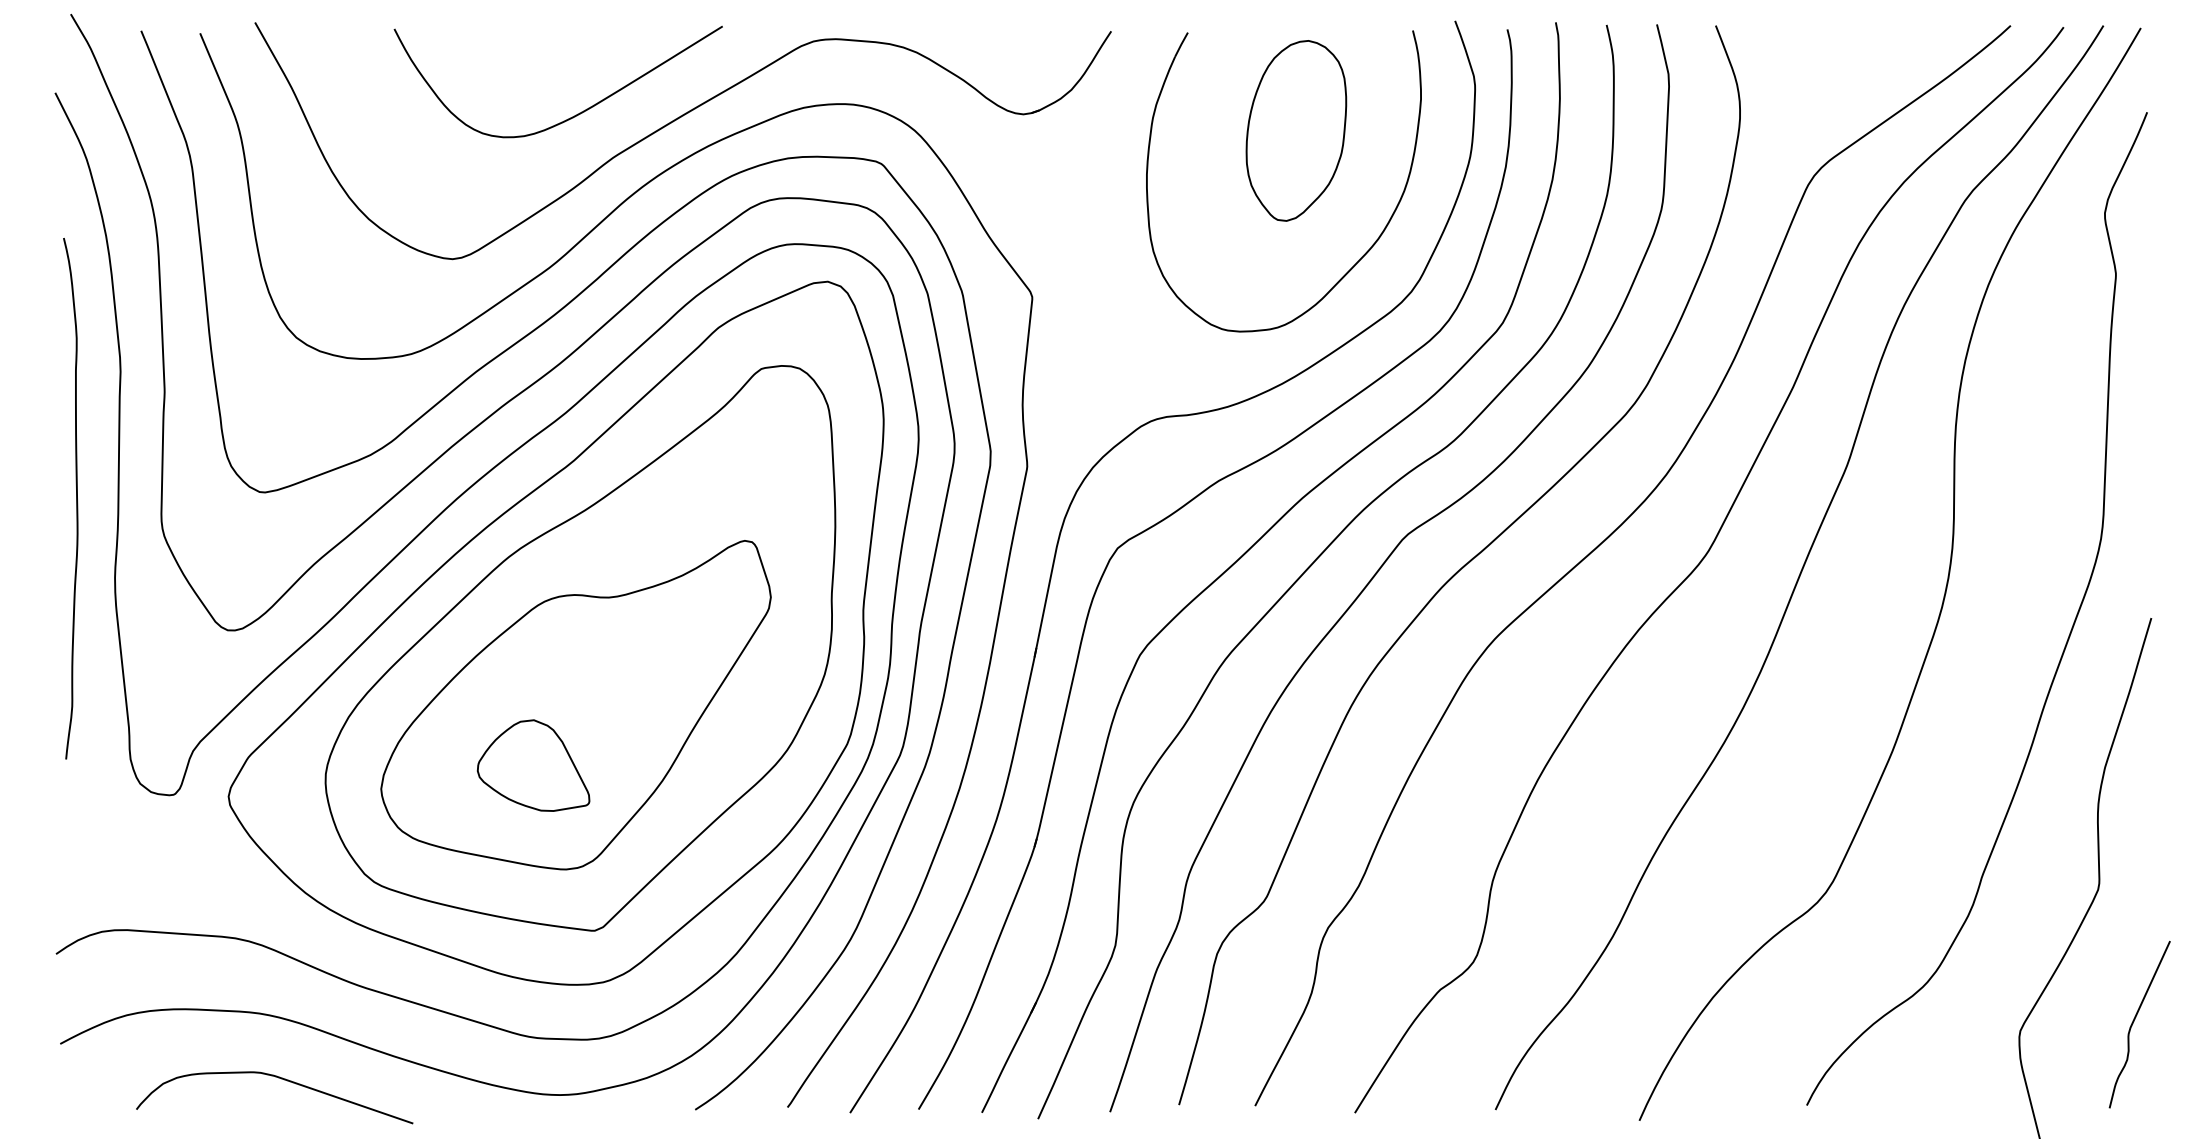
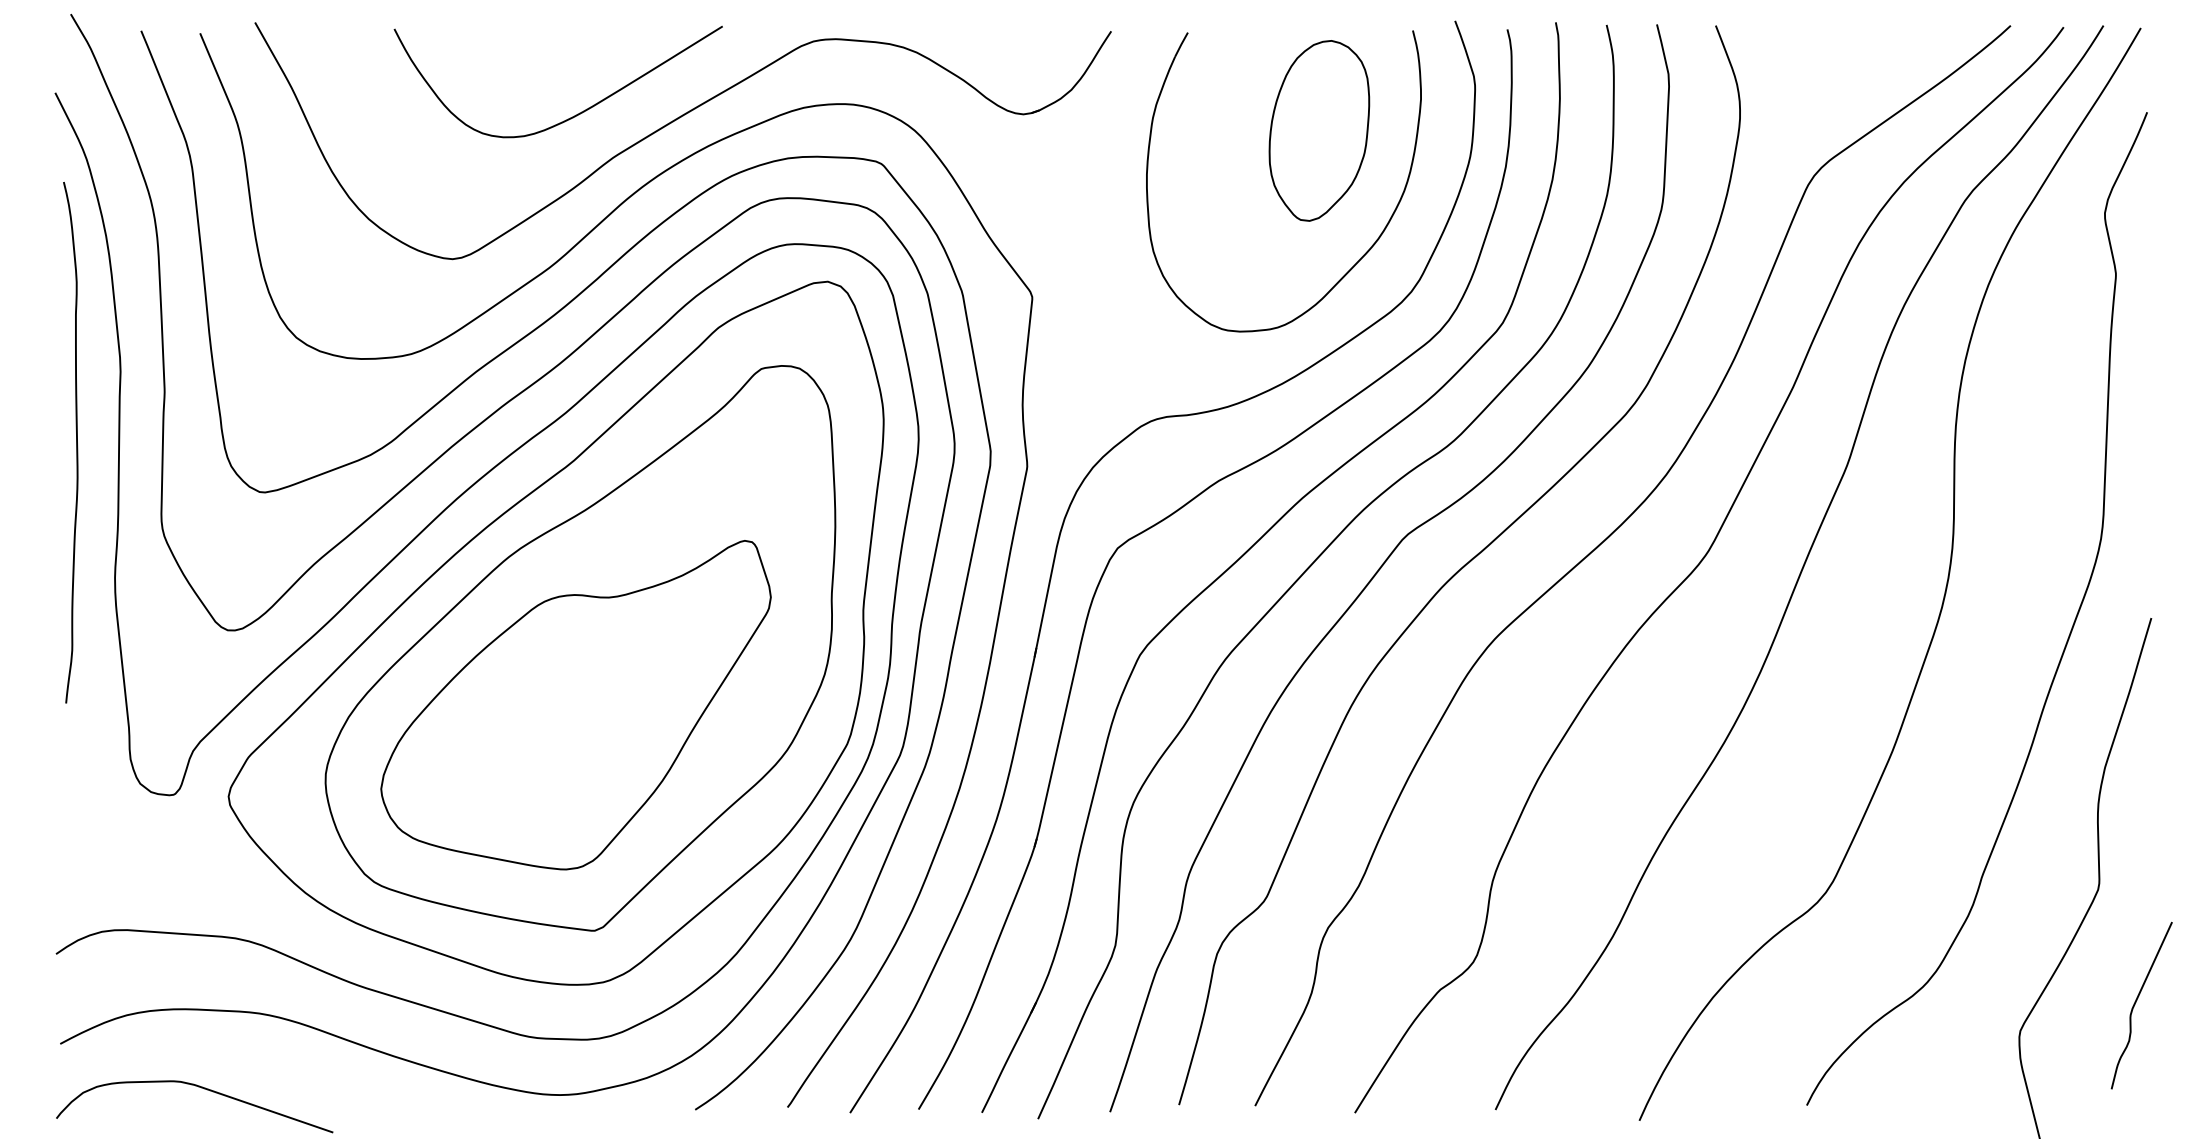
part position: (1296, 130) -> (1319, 130) (1319, 130)
curve position: (76, 498) -> (76, 442) (76, 442)
part: present -> none (533, 765)
curve position: (2134, 1021) -> (2136, 1002) (2136, 1002)
curve position: (281, 1079) -> (201, 1088) (201, 1088)
